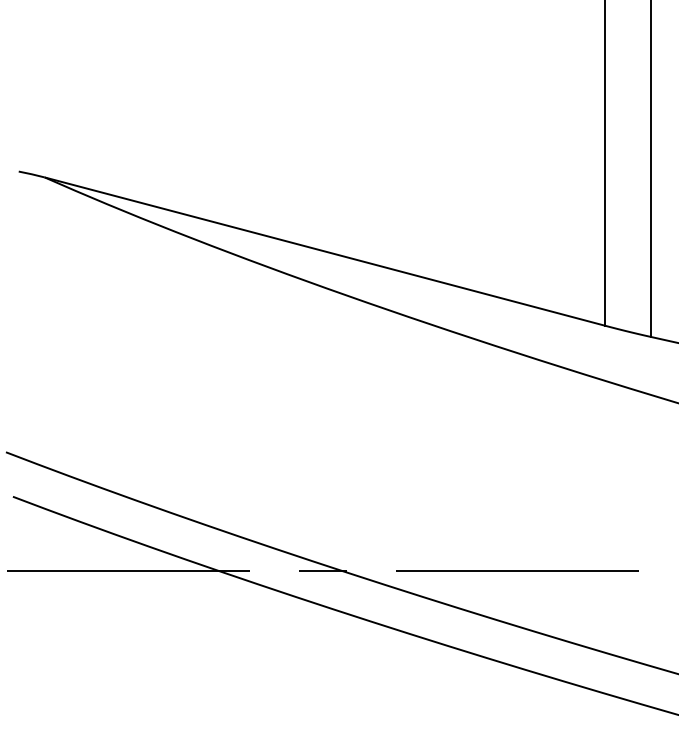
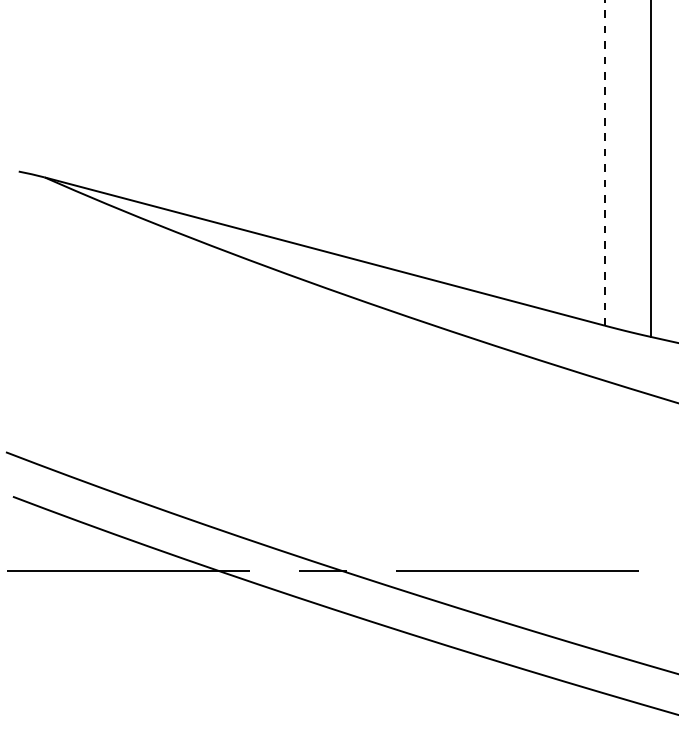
line: solid -> dashed (604, 162)
